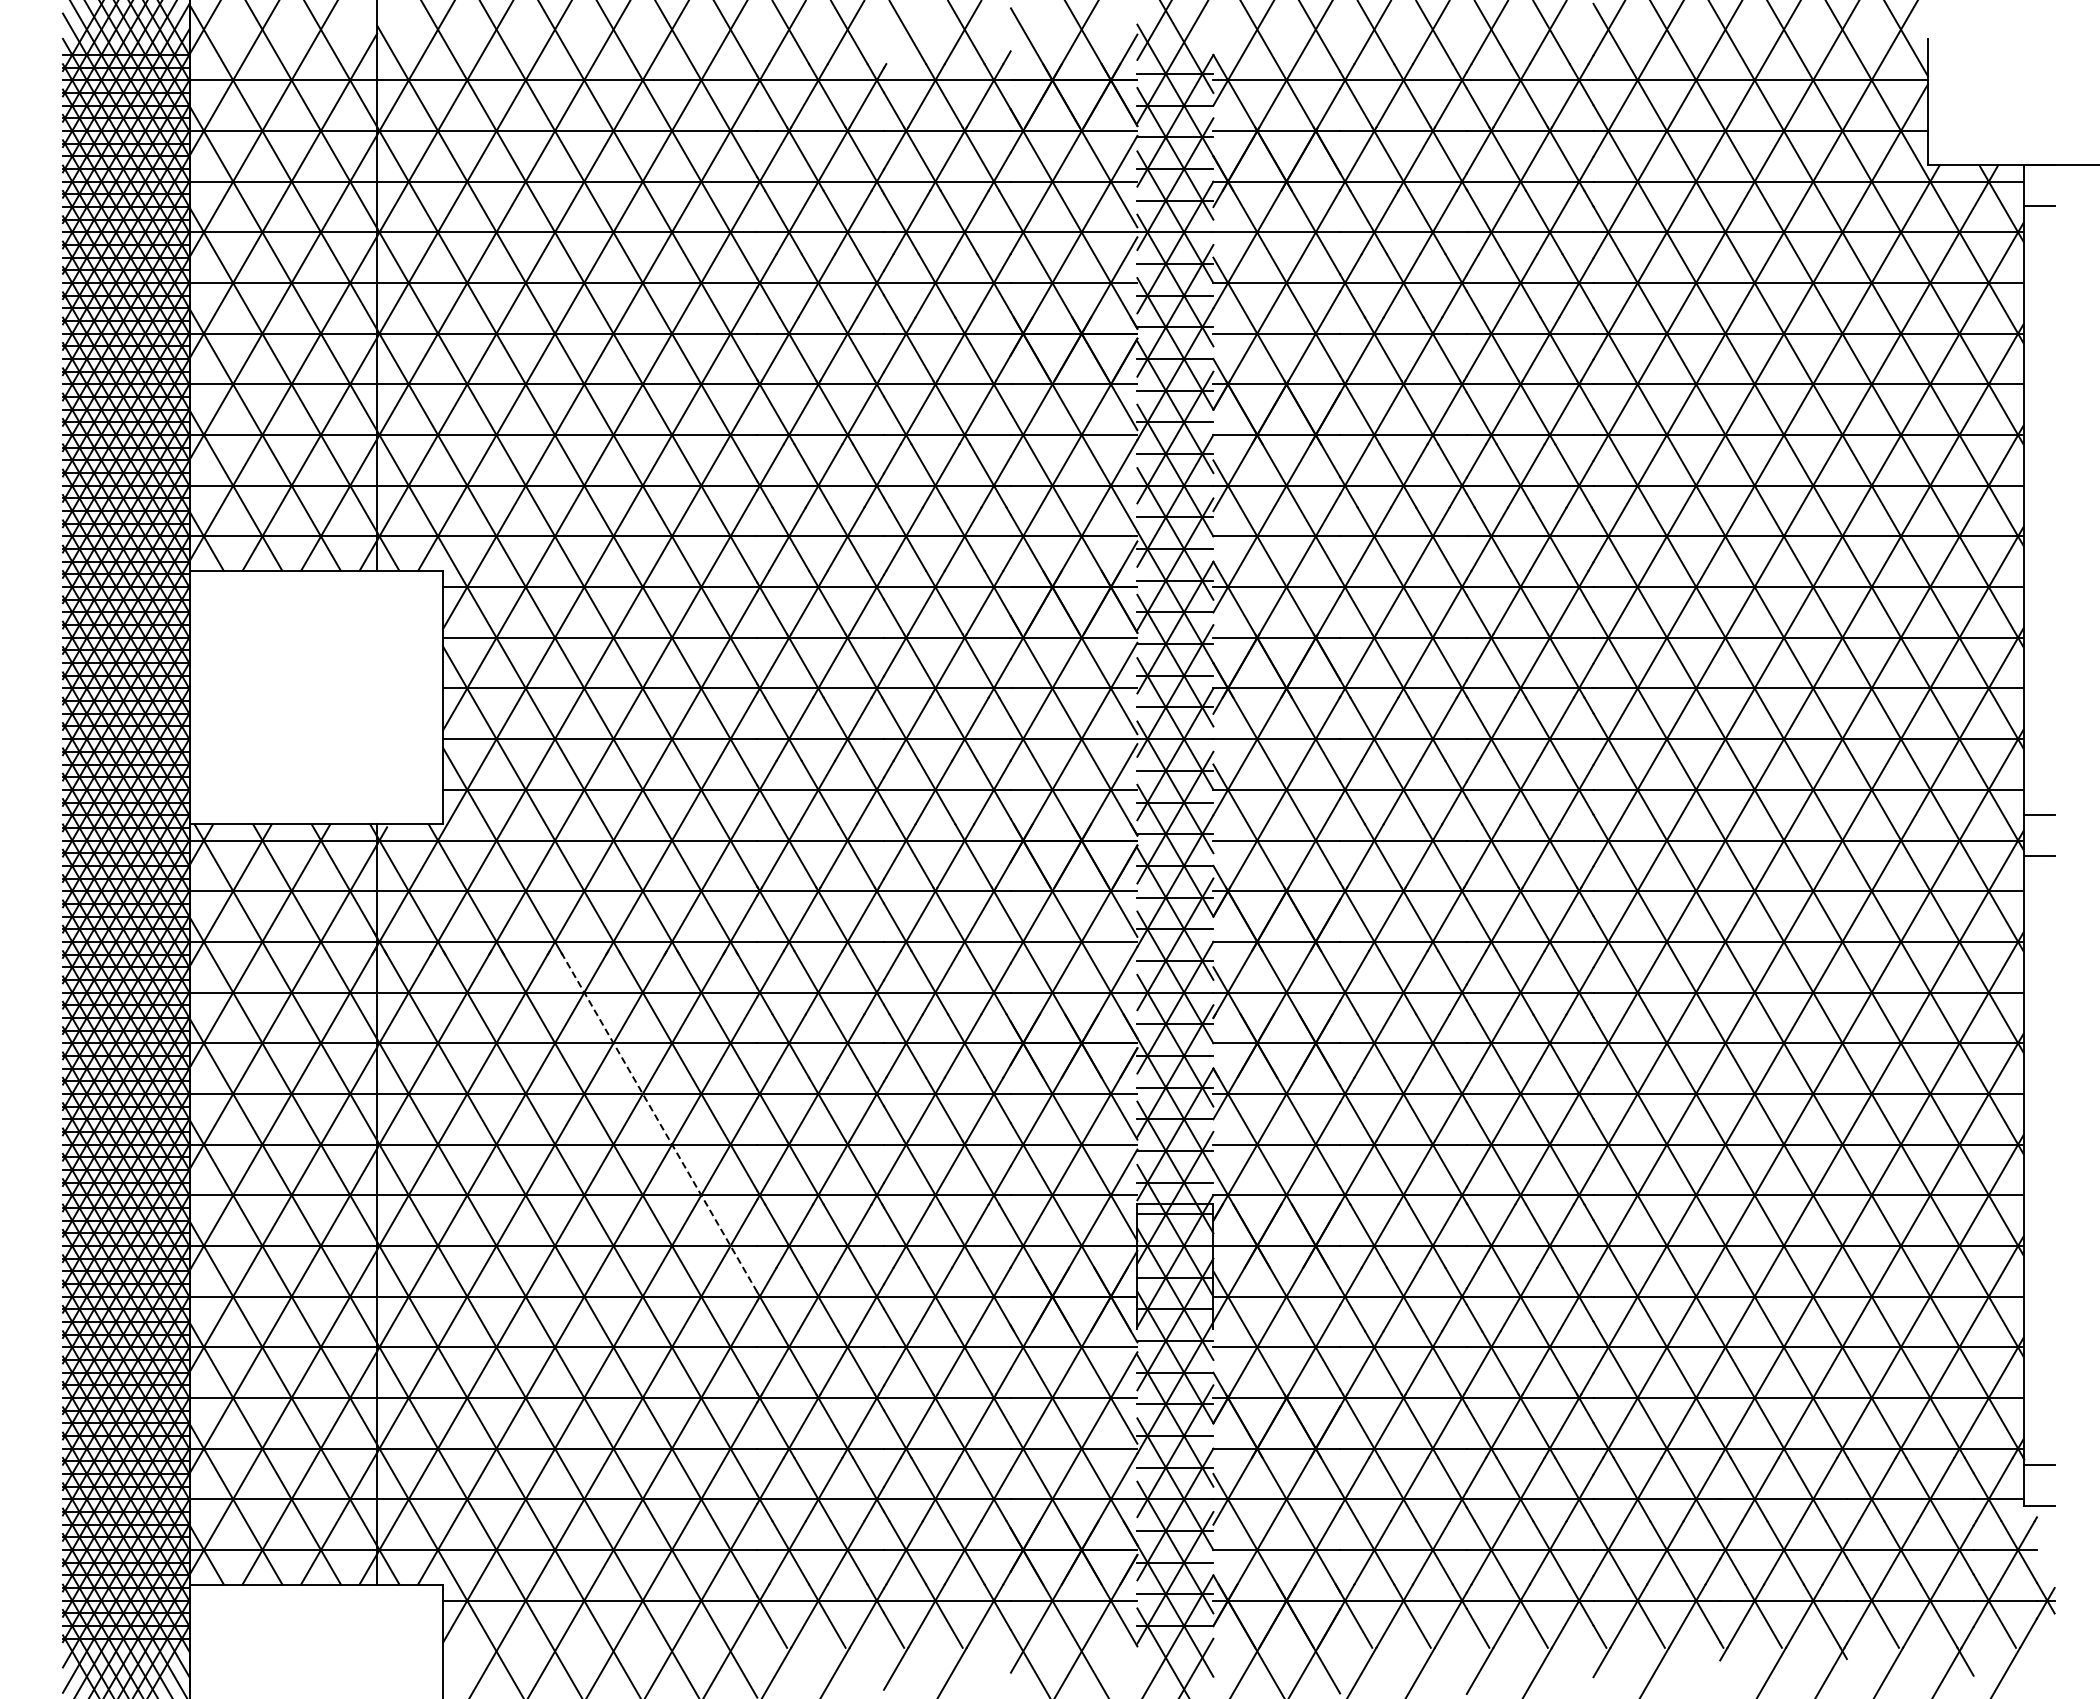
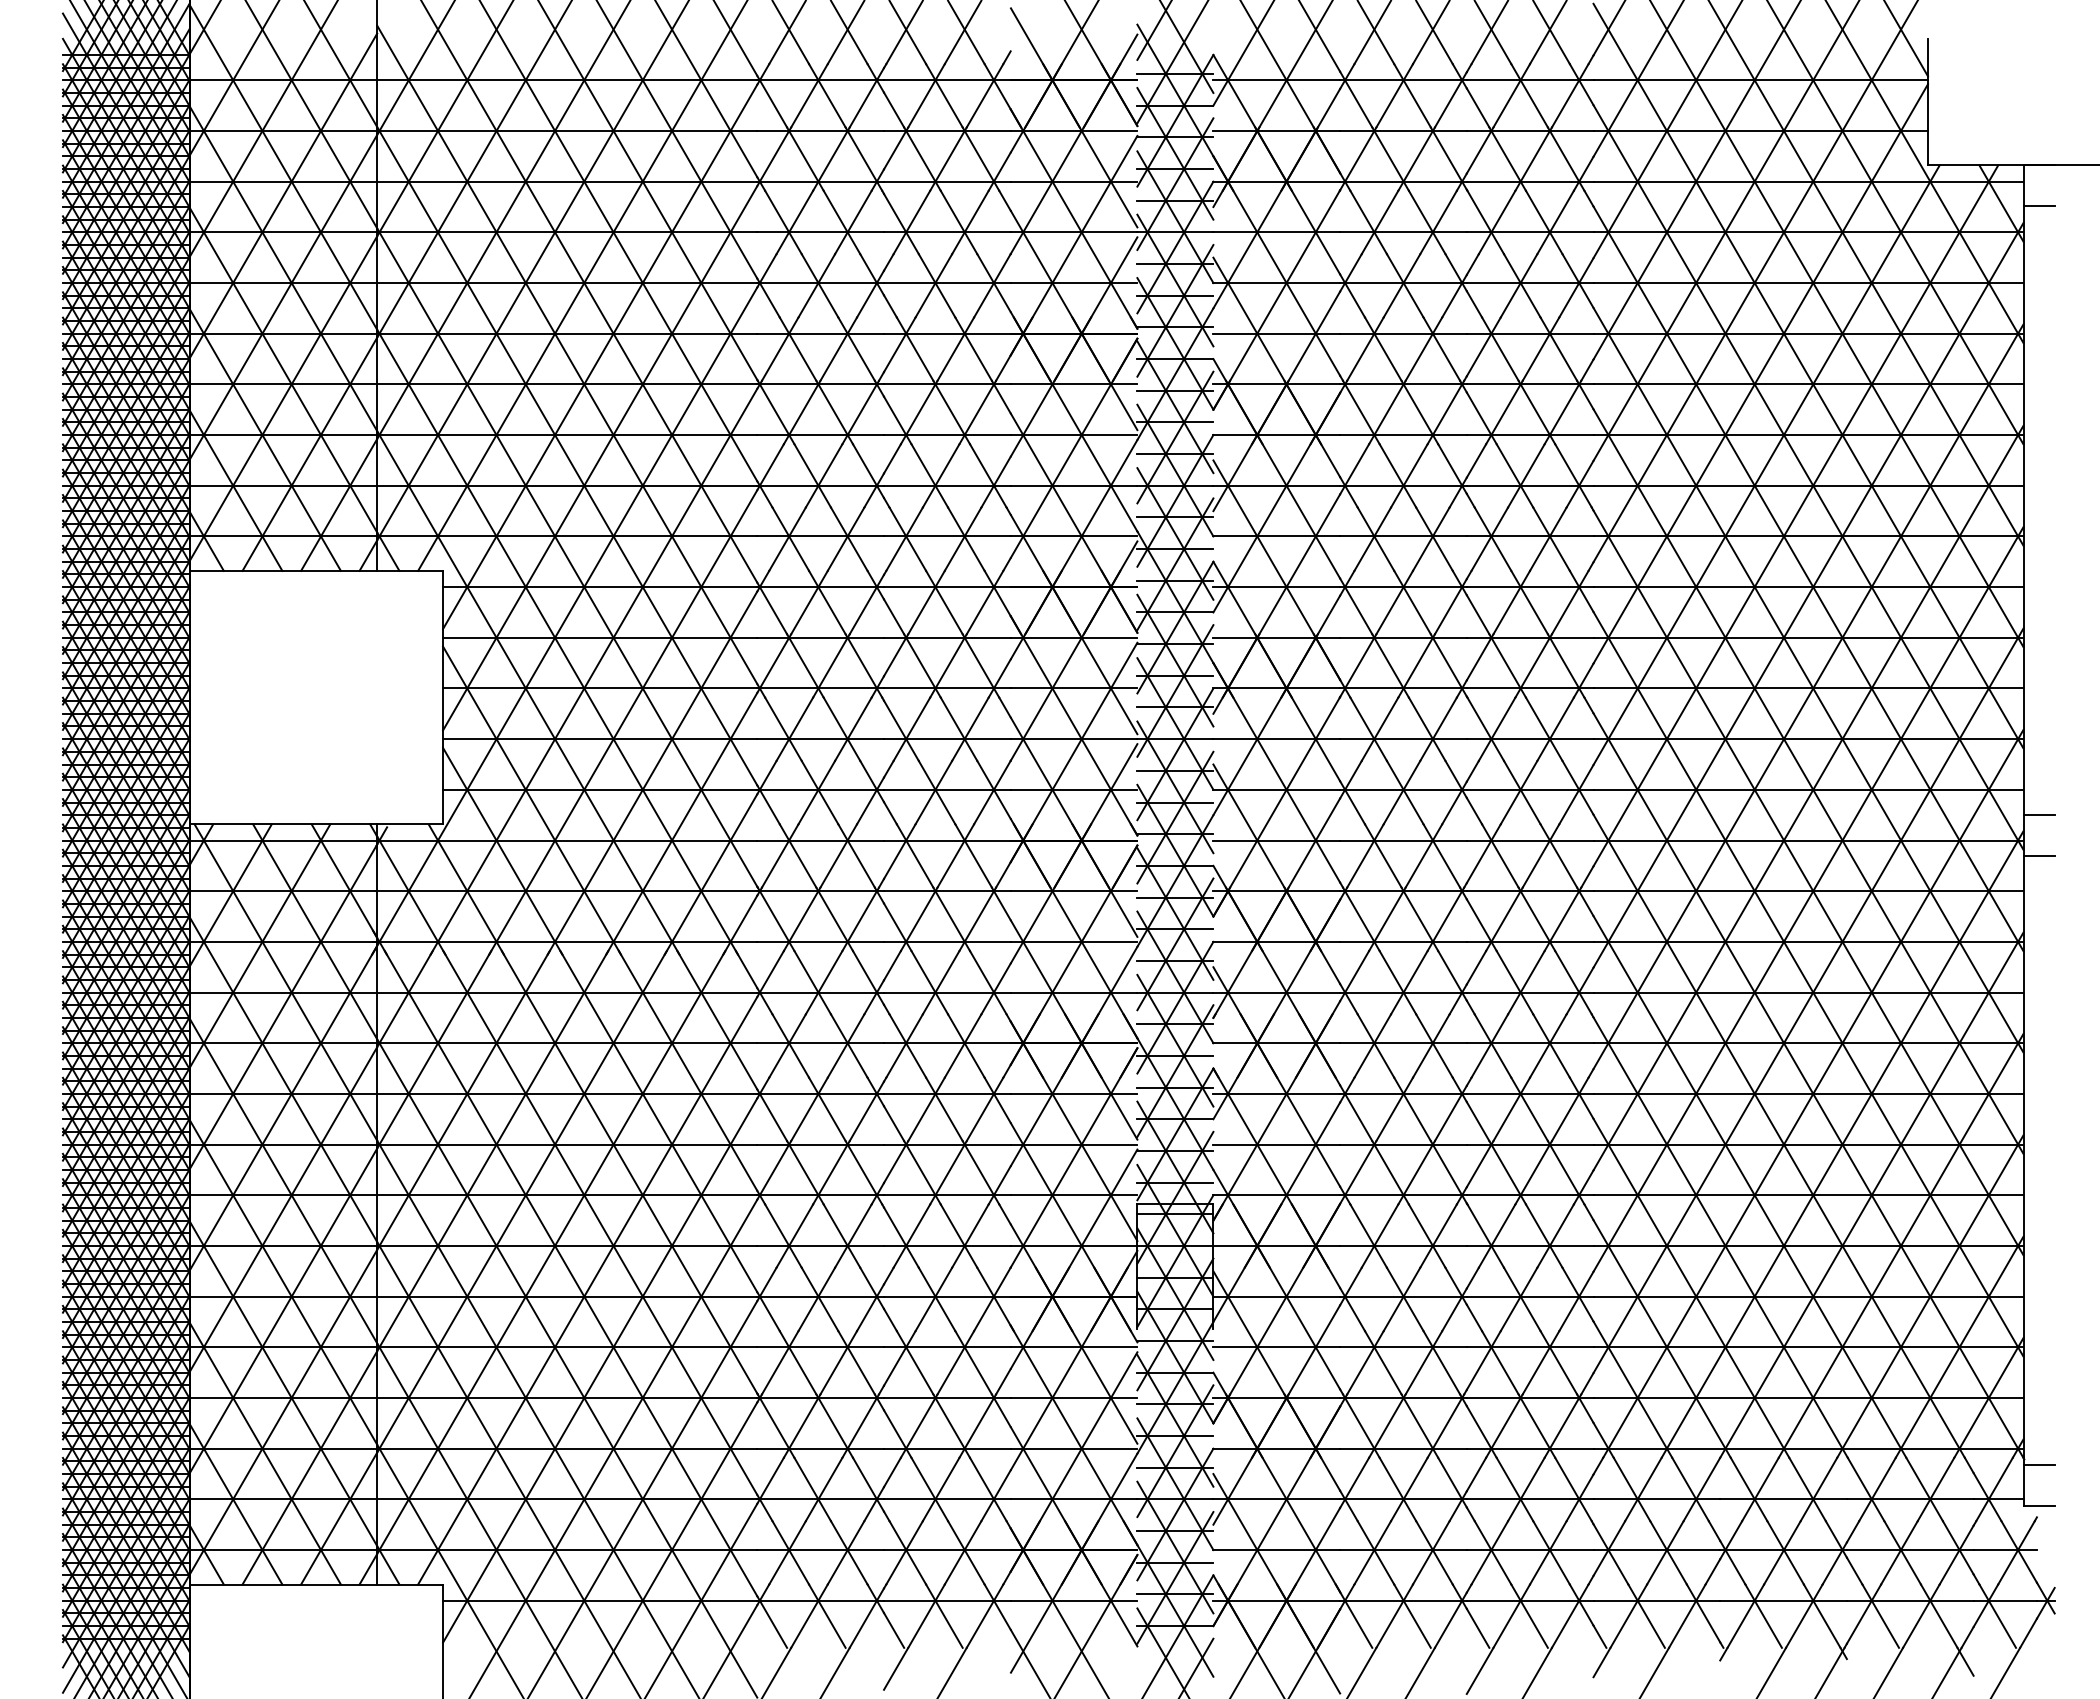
line: none -> present (903, 33)
line: dashed -> solid (658, 1121)
